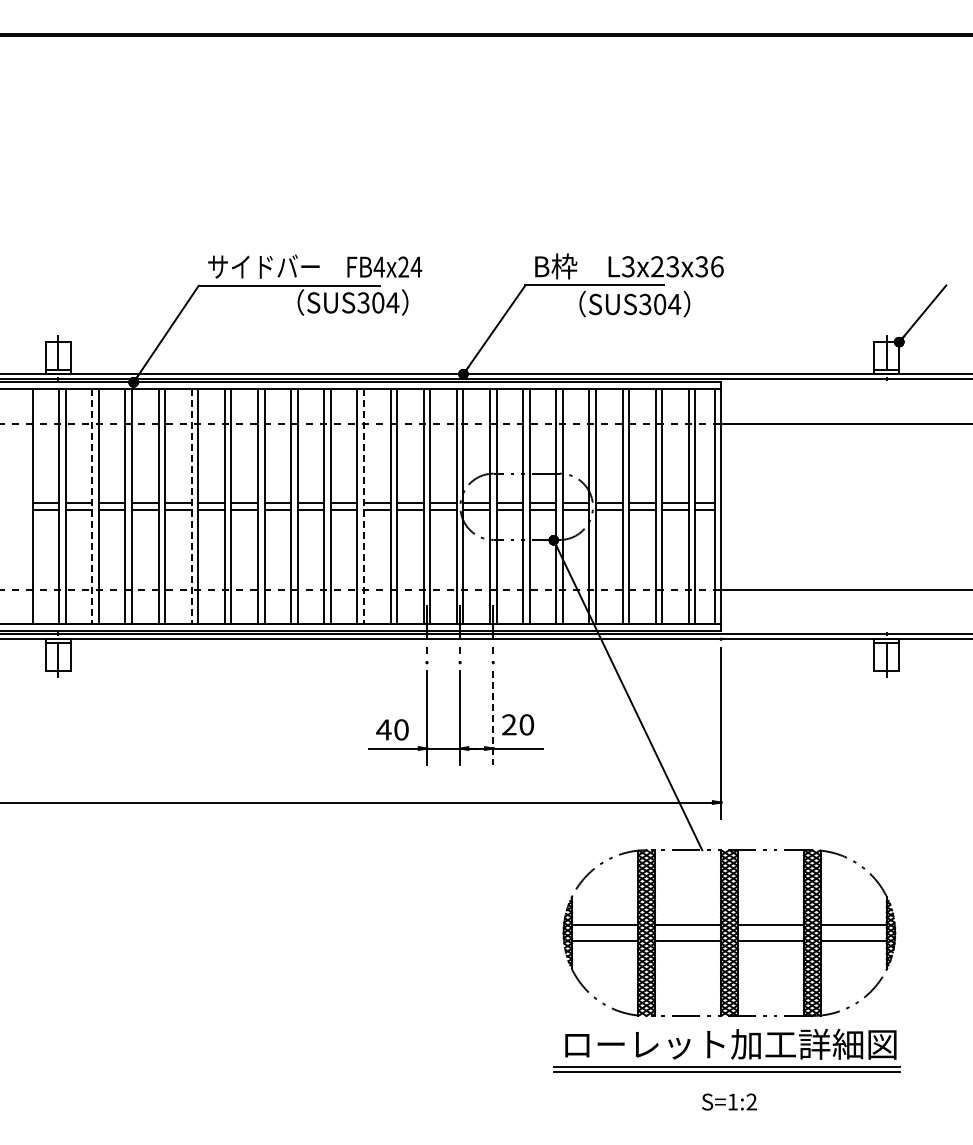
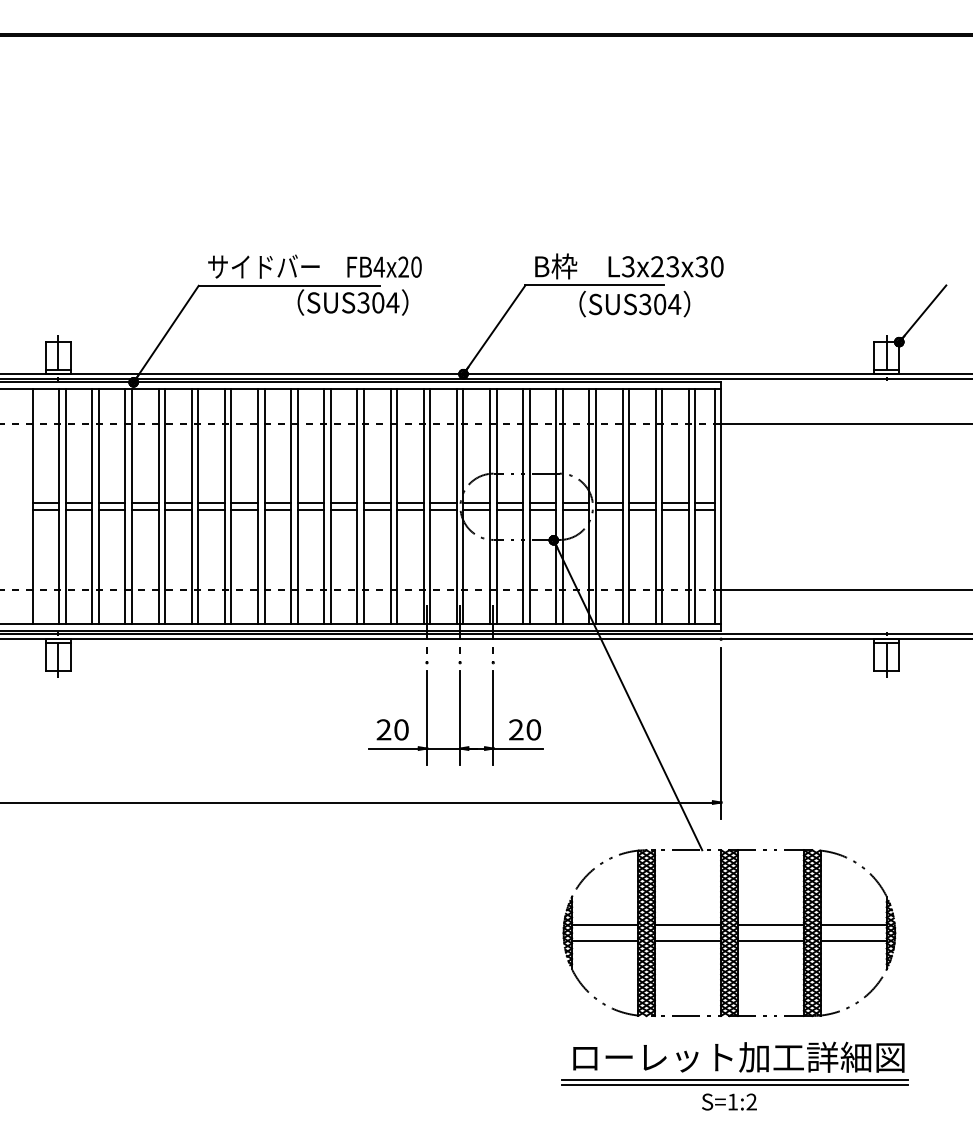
text: FB4x24 -> FB4x20 (416, 266)
text: L3x23x36 -> L3x23x30 (717, 266)
line: dashed -> solid (92, 506)
line: dashed -> solid (191, 506)
line: dashed -> solid (364, 506)
line: dashed -> solid (493, 718)
text position: (517, 724) -> (524, 729) (524, 729)
text: 40 -> 20 (383, 729)
part position: (726, 1050) -> (734, 1063) (734, 1063)
